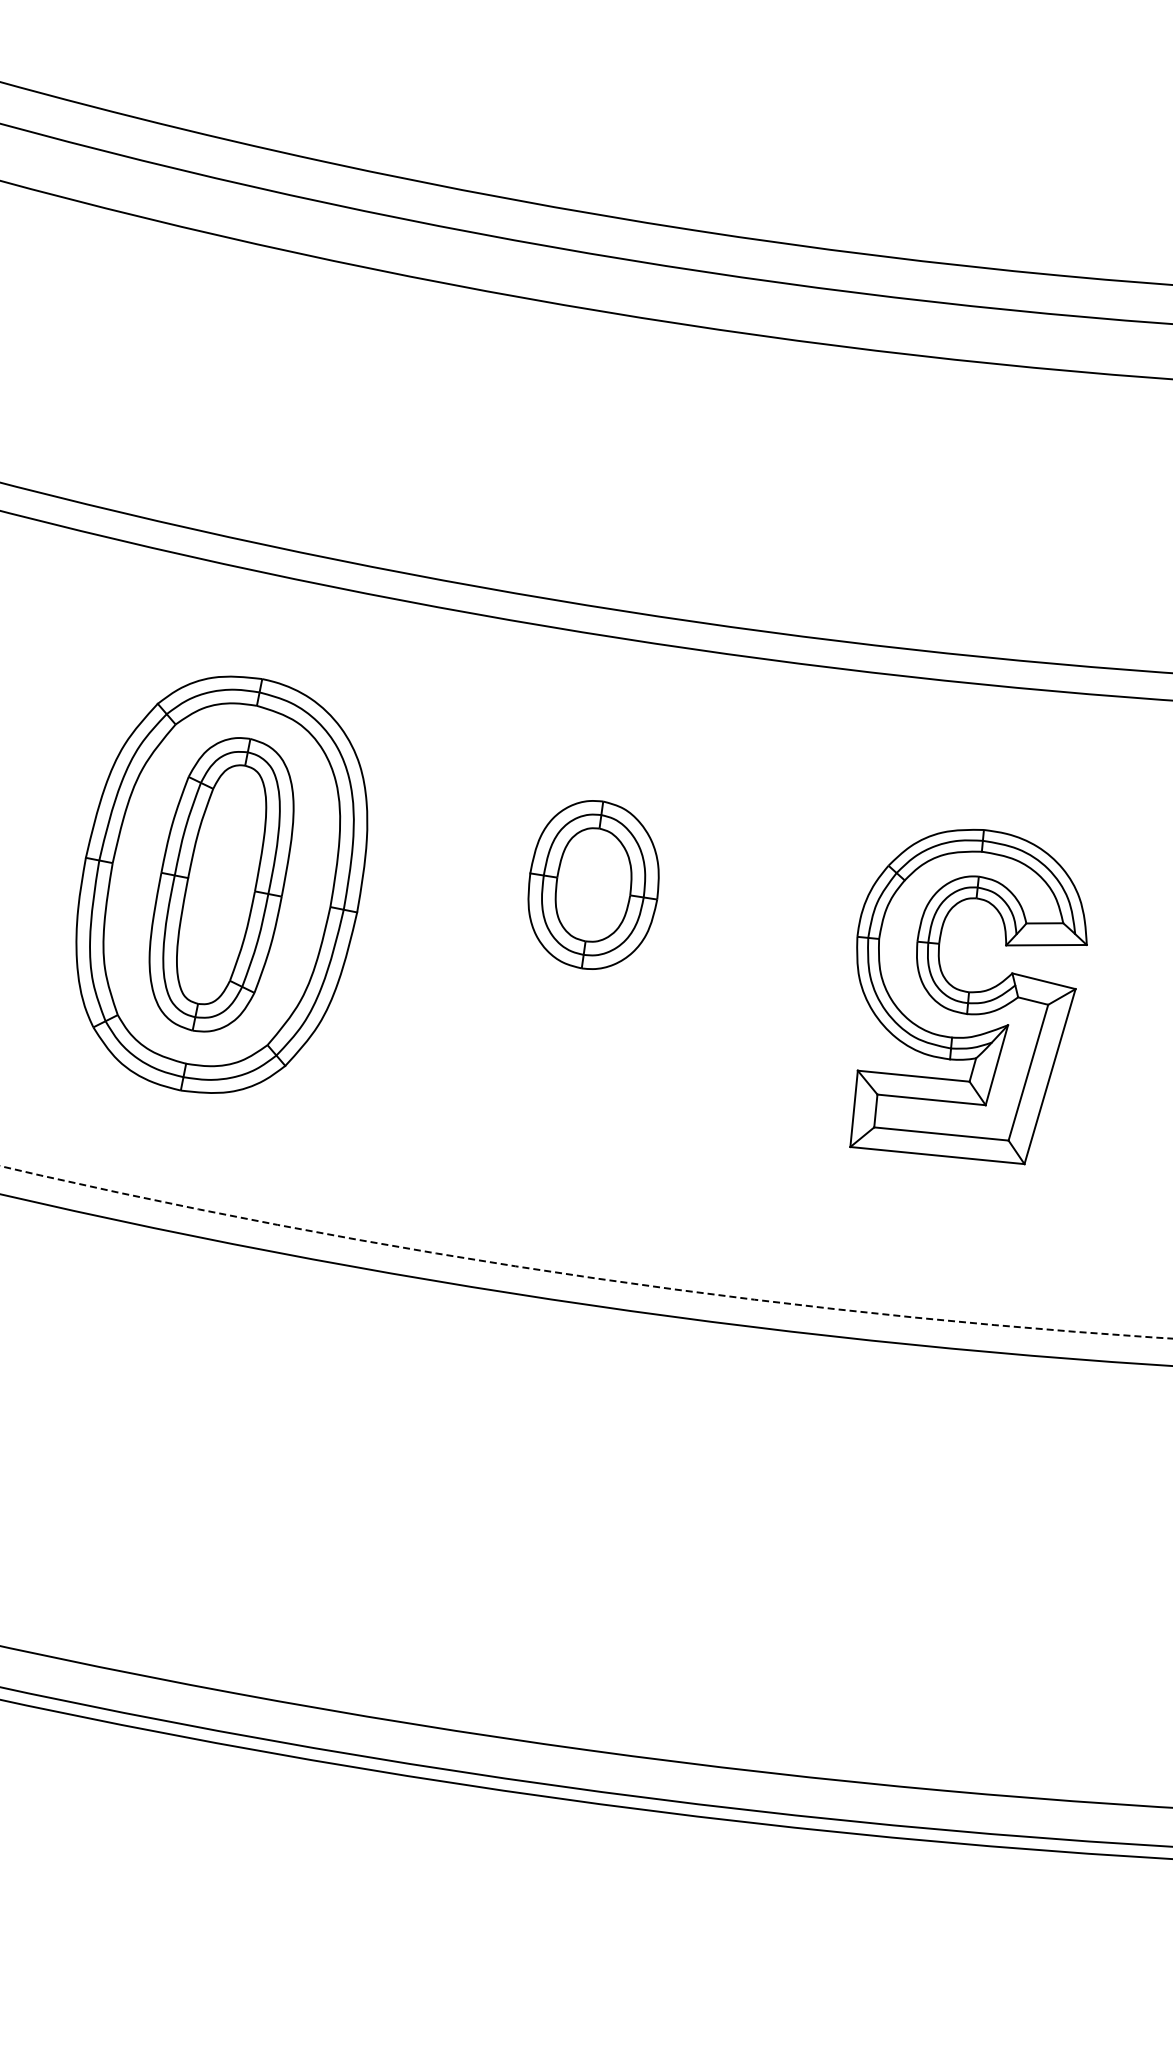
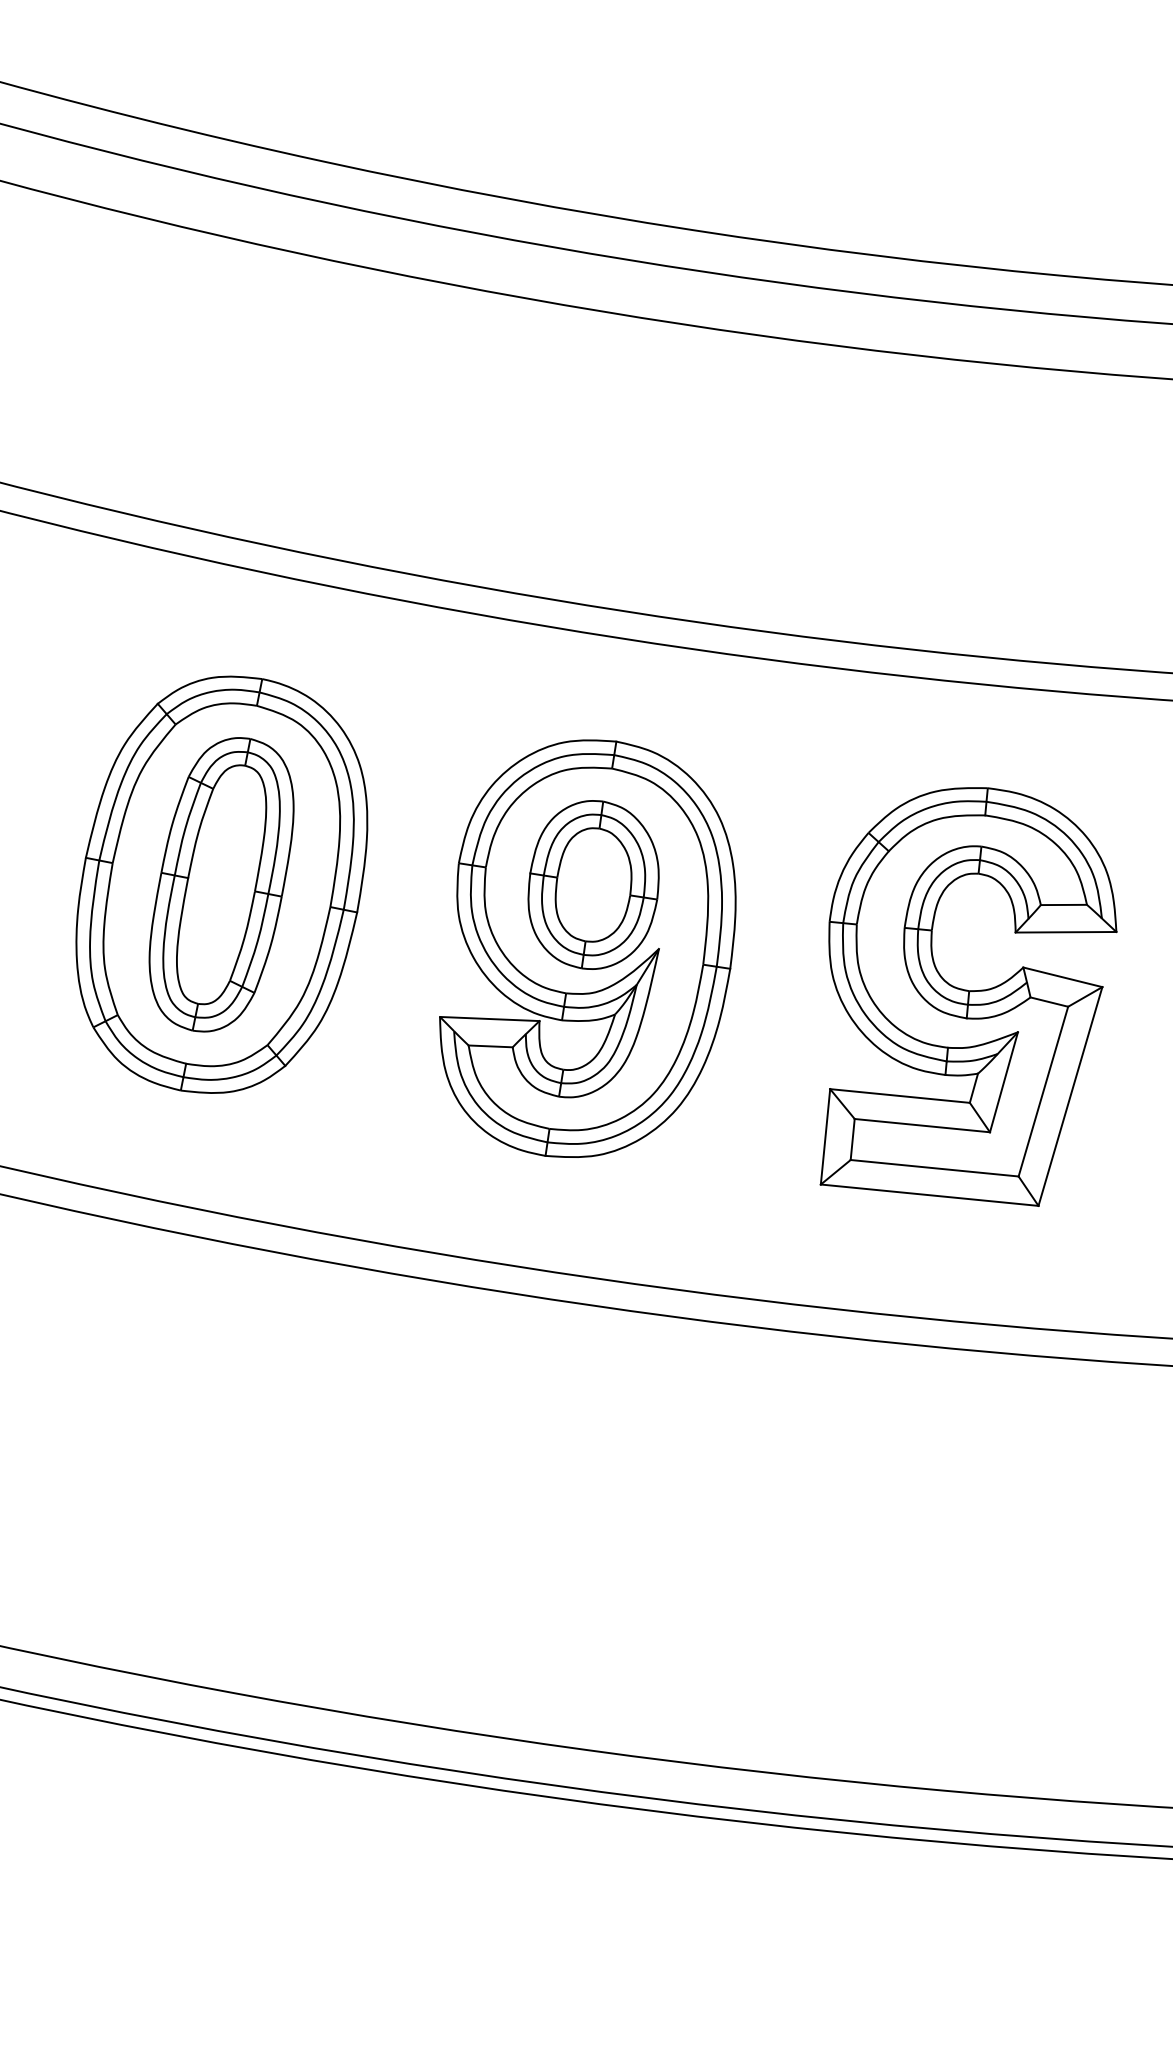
part: none -> present (587, 948)
part size: 239x338 px -> 299x420 px (968, 996)
arc: dashed -> solid (584, 1276)
